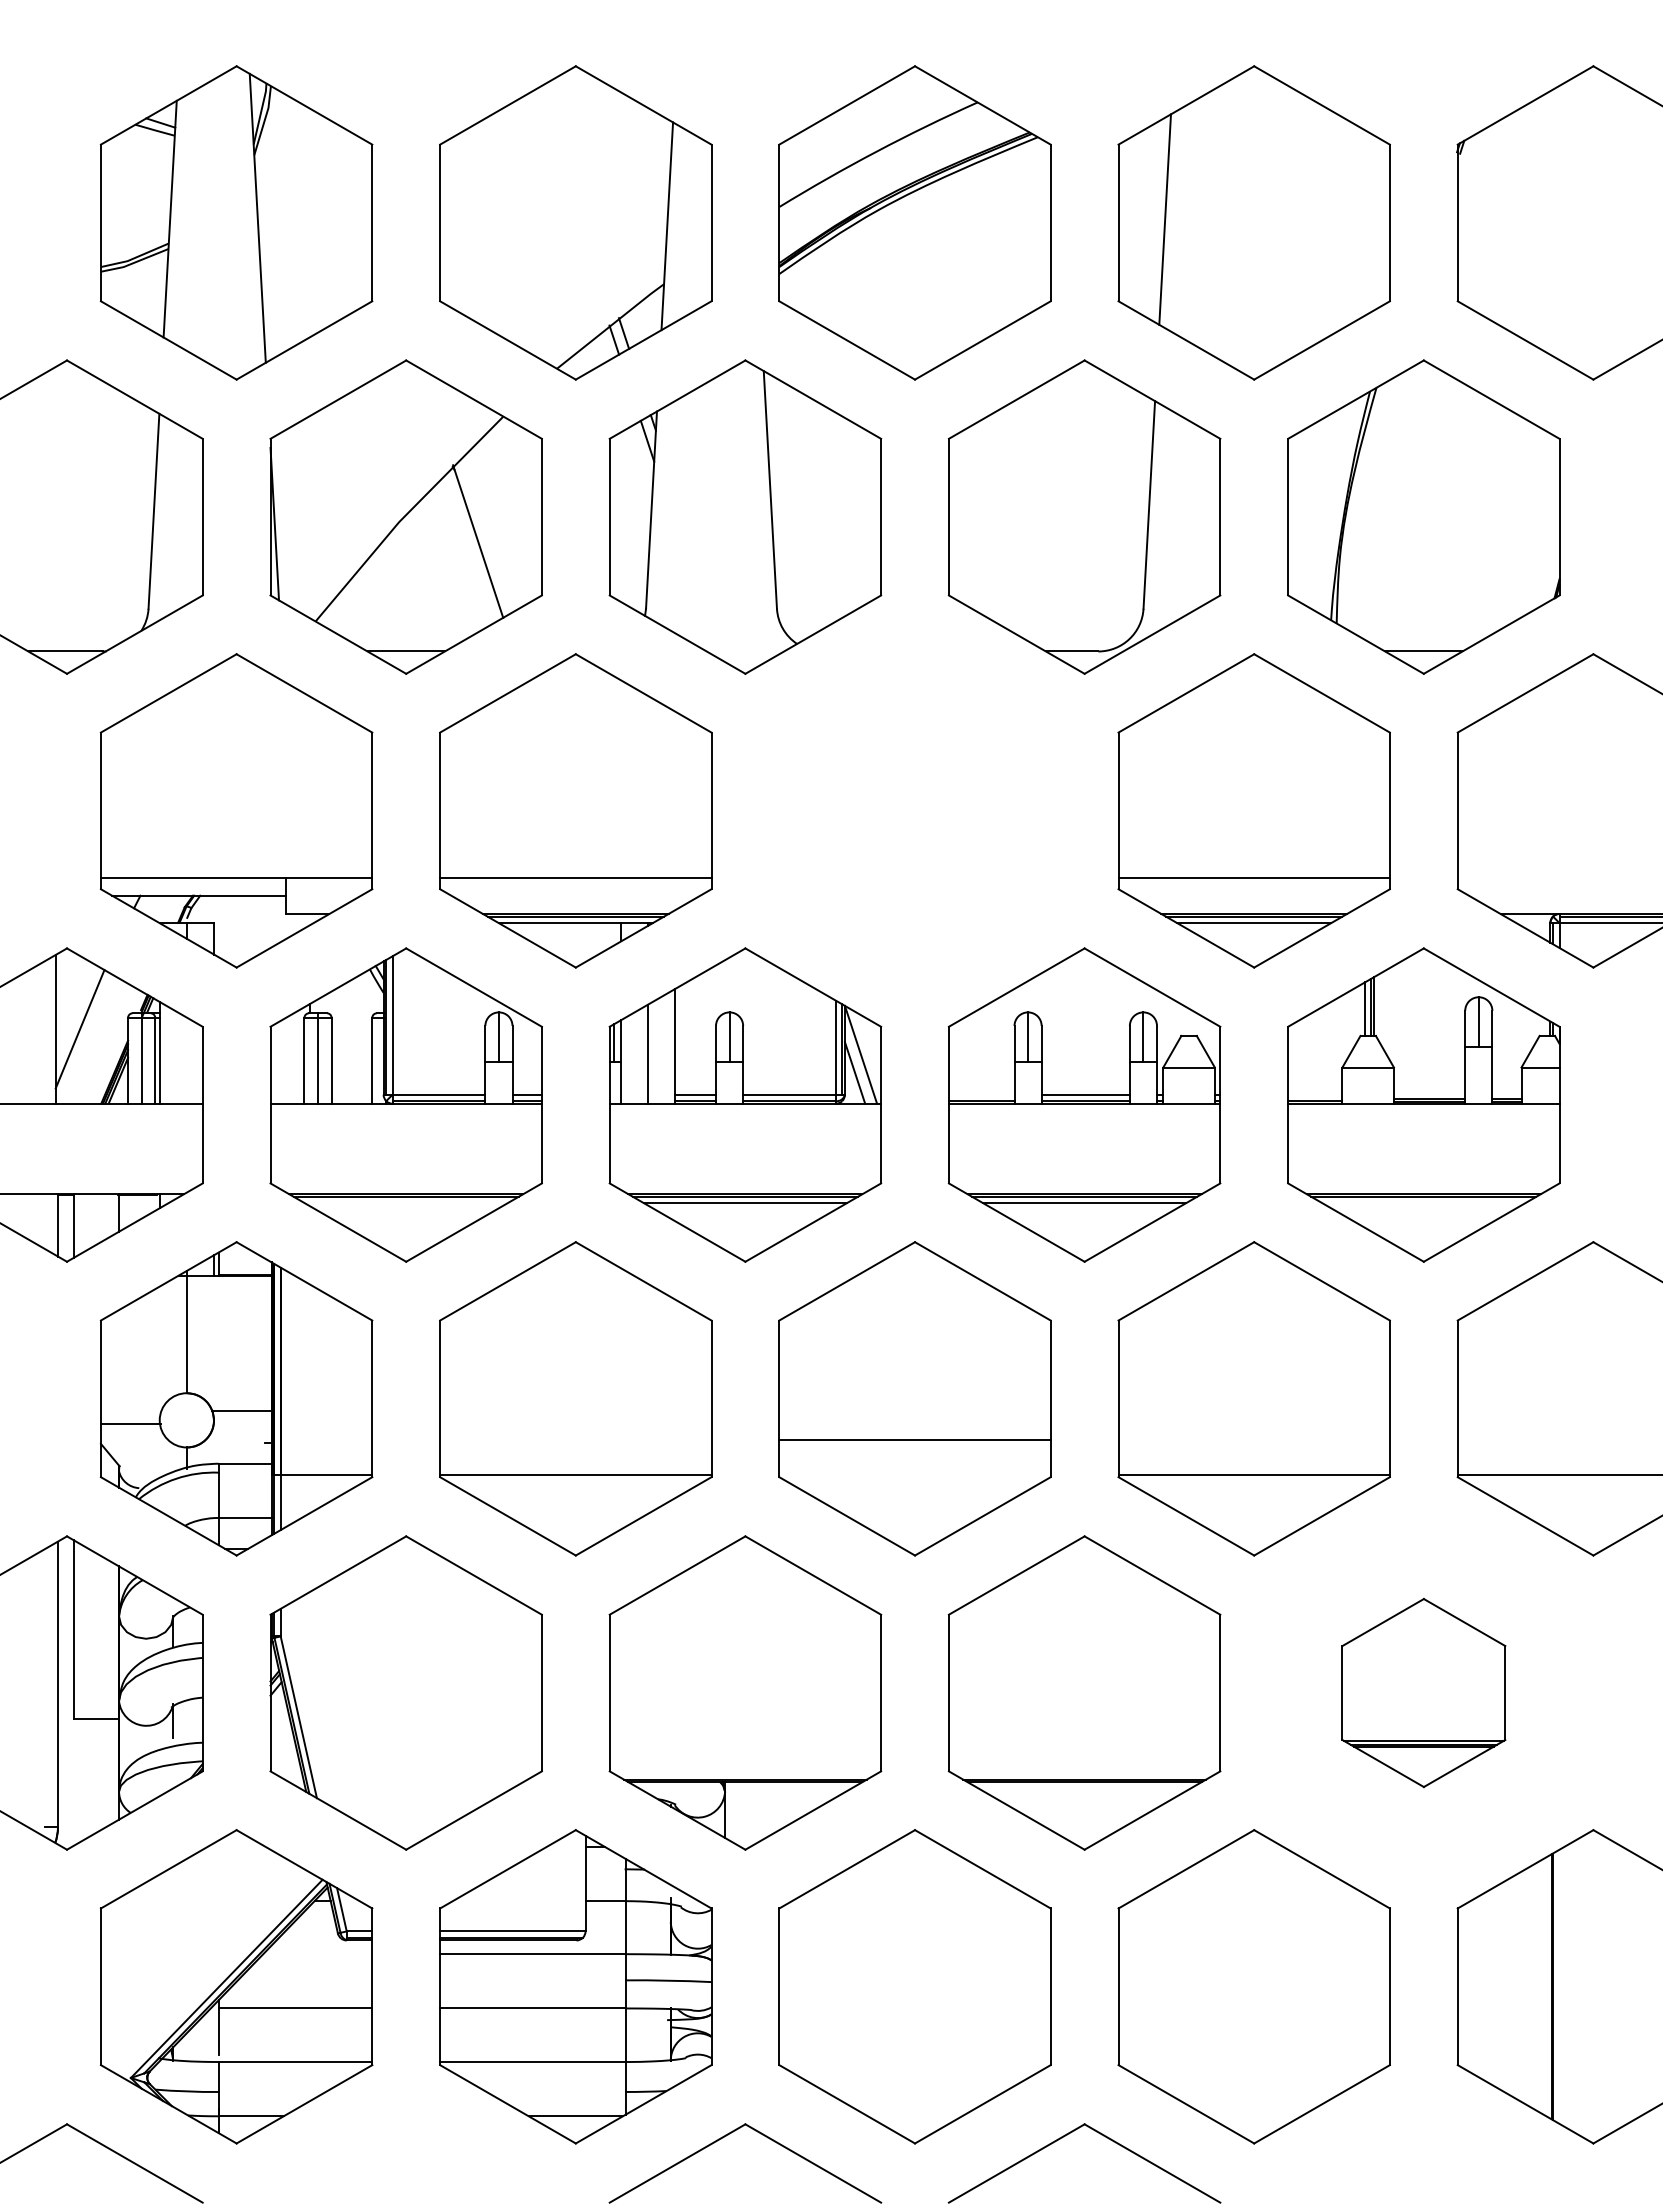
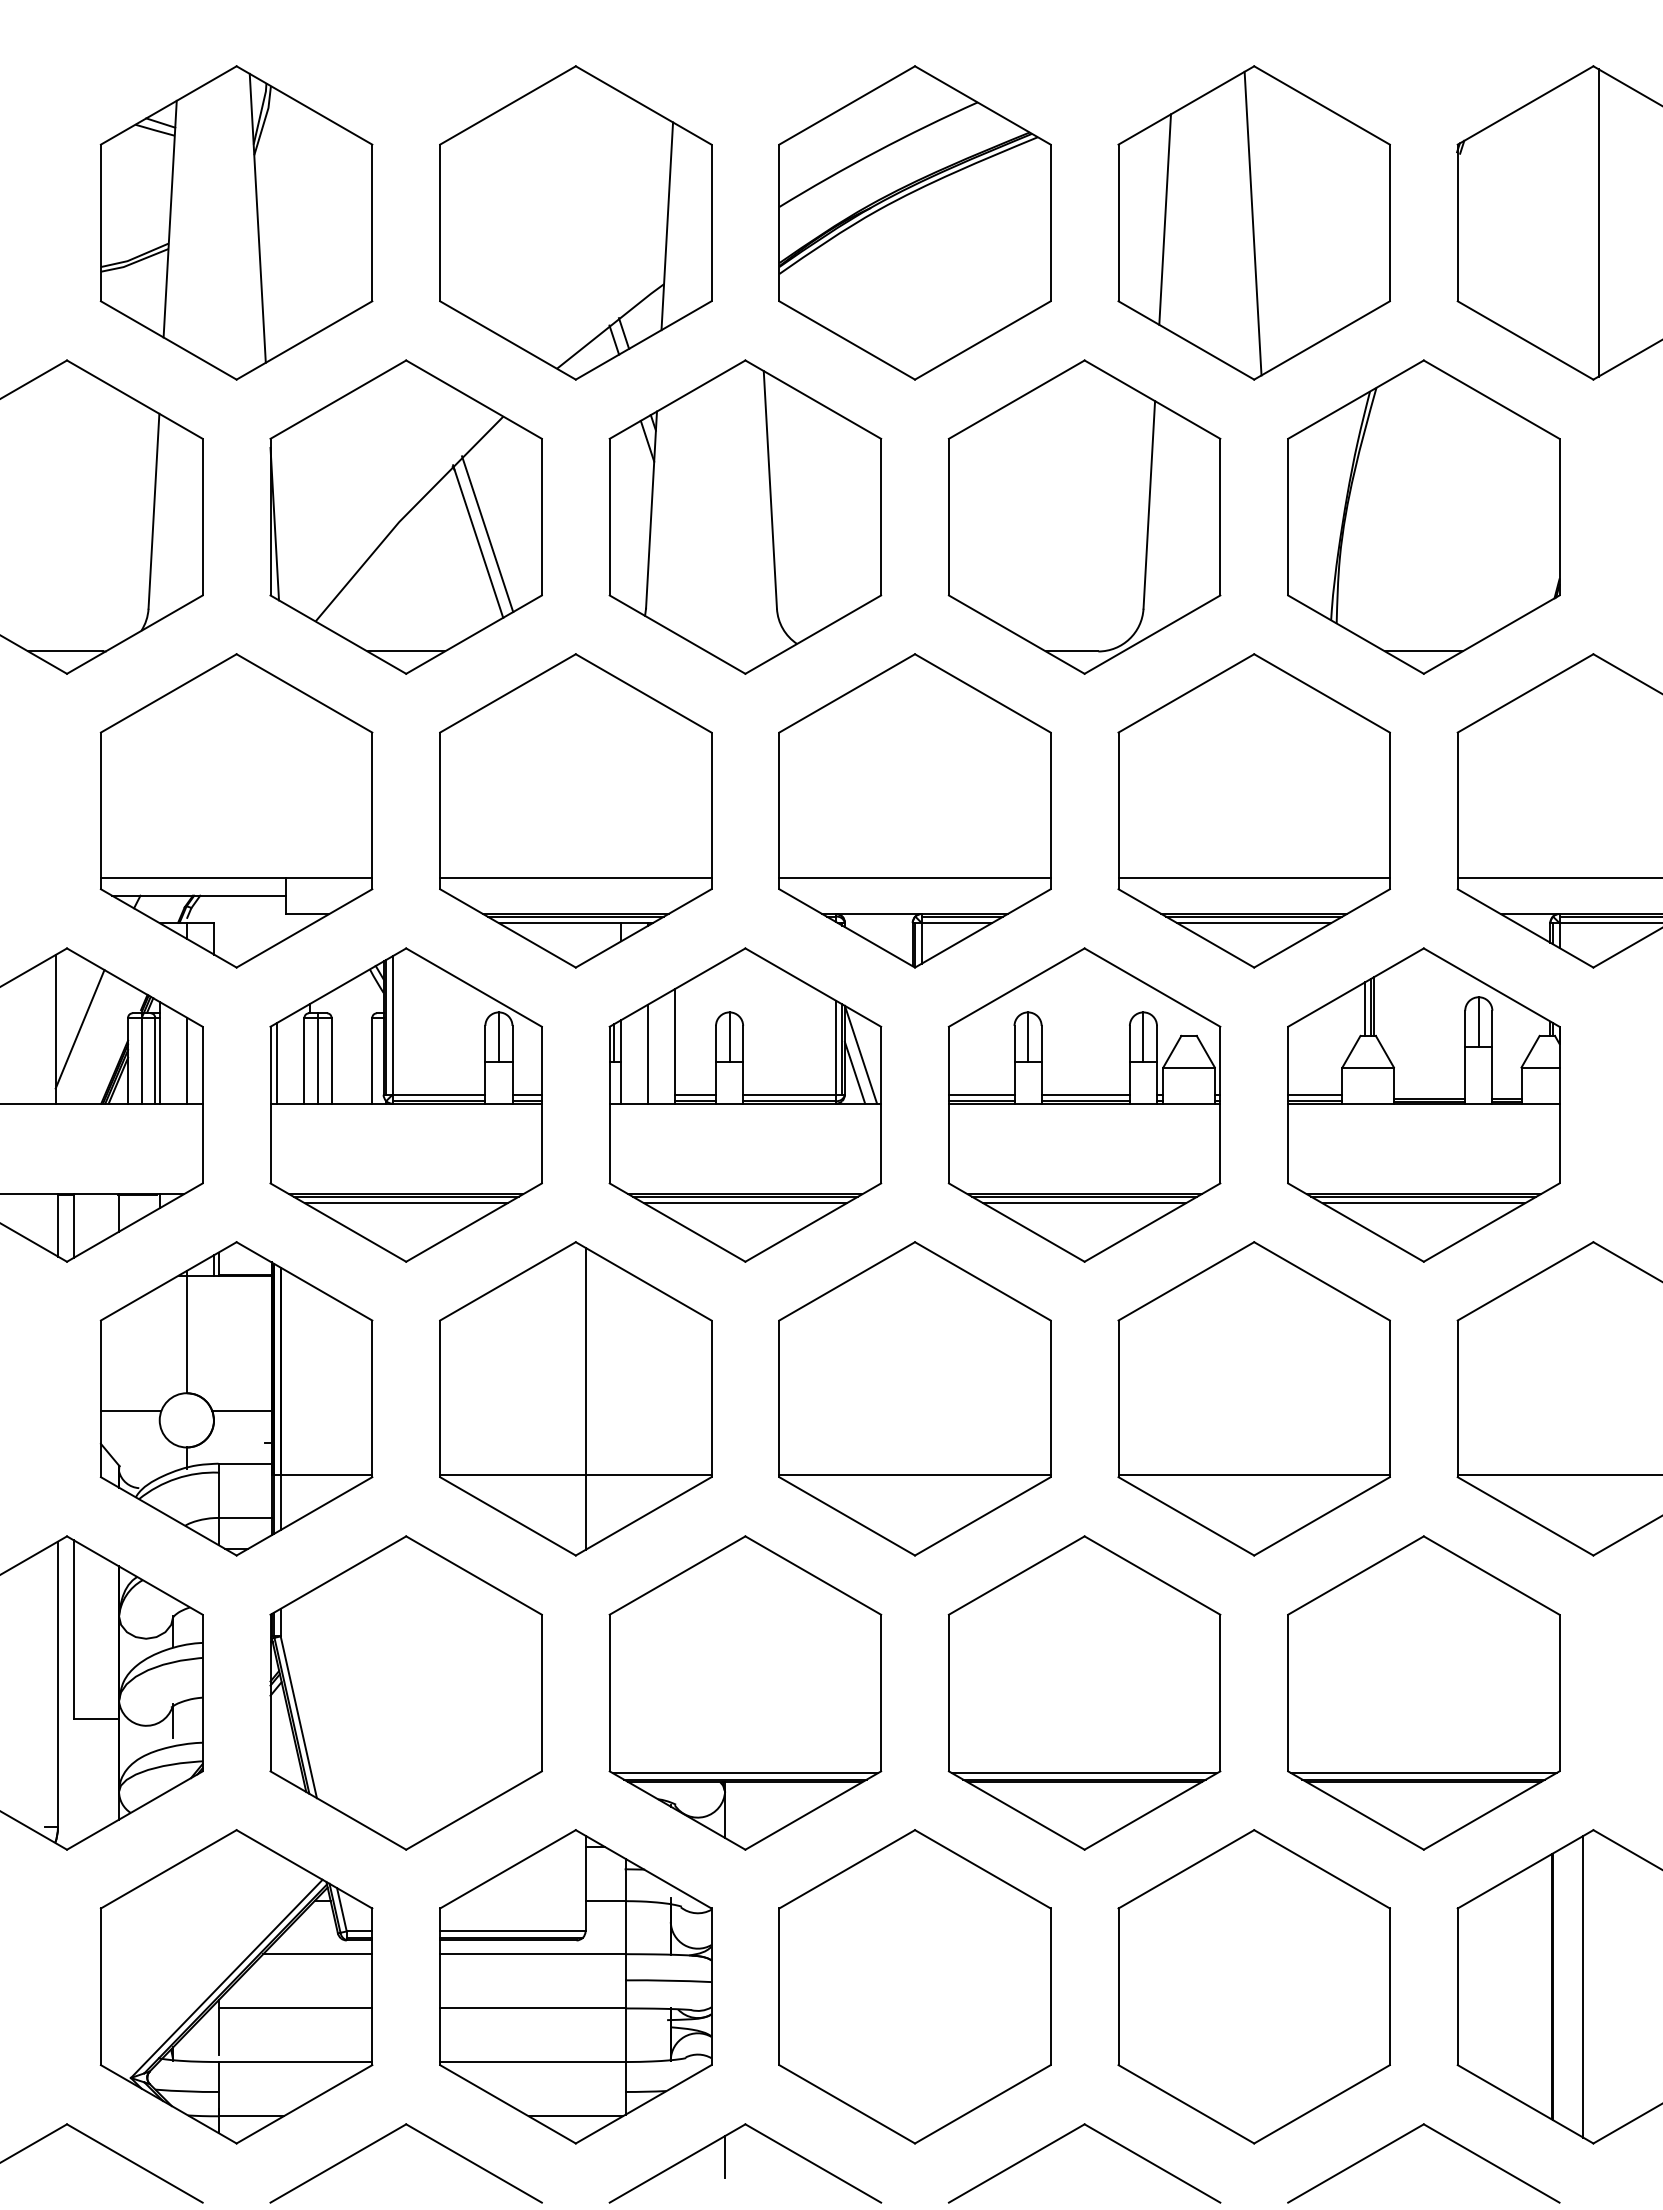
line: none -> present (1598, 222)
line: none -> present (1252, 223)
line: none -> present (487, 534)
part: none -> present (914, 810)
line: none -> present (1558, 877)
line: none -> present (186, 1060)
line: none -> present (277, 1062)
line: none -> present (981, 1094)
line: none -> present (1315, 1094)
line: none -> present (405, 1203)
line: none -> present (1423, 1203)
line: none -> present (585, 1398)
line position: (130, 1424) -> (130, 1411) (130, 1411)
line position: (914, 1439) -> (914, 1474) (914, 1474)
part size: 166x191 px -> 274x316 px (1423, 1692)
line: none -> present (745, 1773)
line: none -> present (1084, 1773)
line: none -> present (317, 1954)
line: none -> present (1583, 1986)
part: none -> present (1408, 2134)
part: none -> present (389, 2135)
line: none -> present (725, 2156)
